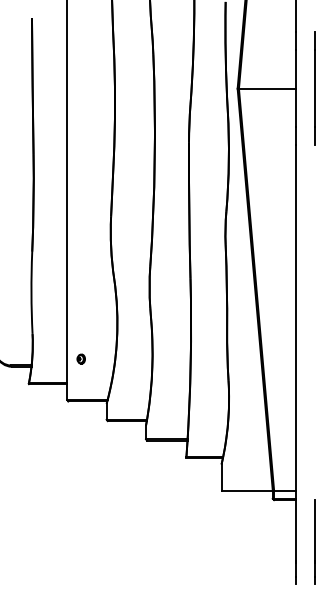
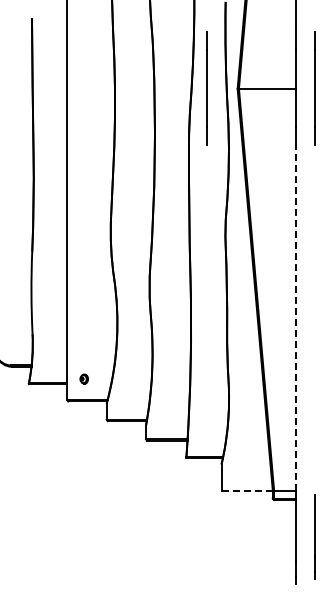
line: none -> present (206, 88)
line: solid -> dashed (295, 317)
part position: (80, 358) -> (83, 378) (83, 378)
line: solid -> dashed (247, 490)
line position: (314, 541) -> (314, 536) (314, 536)
